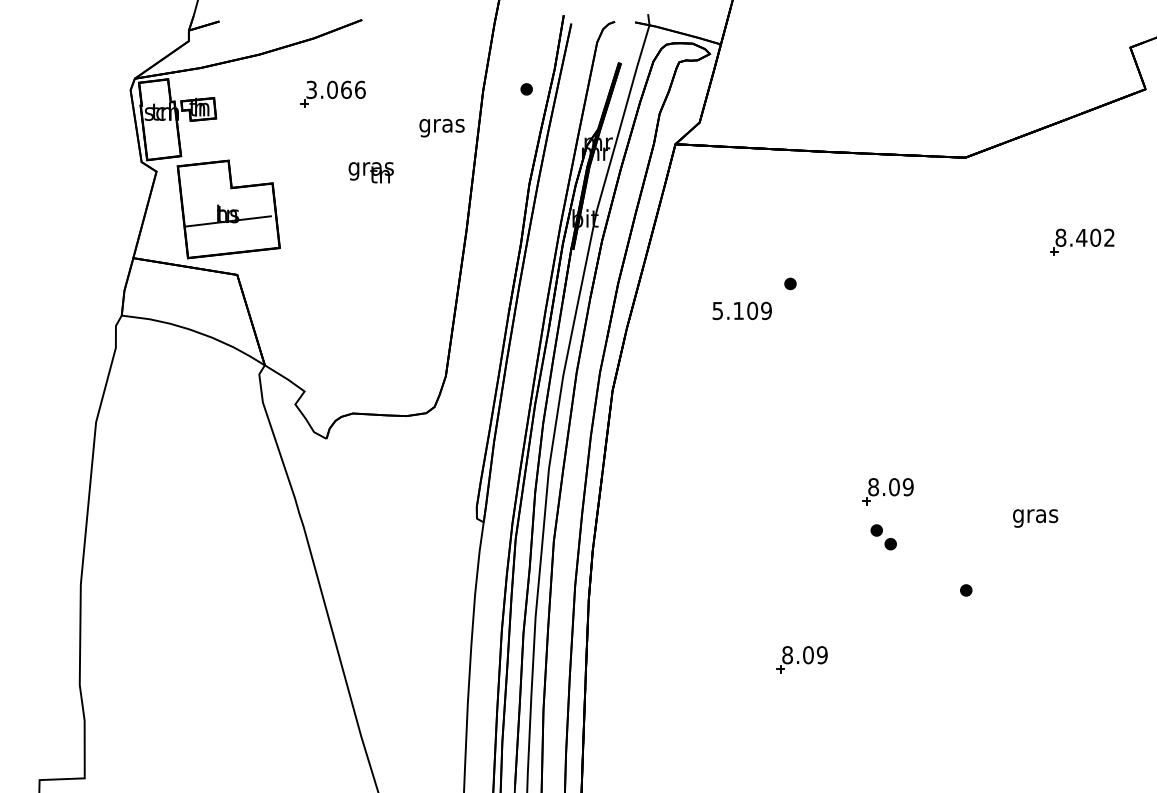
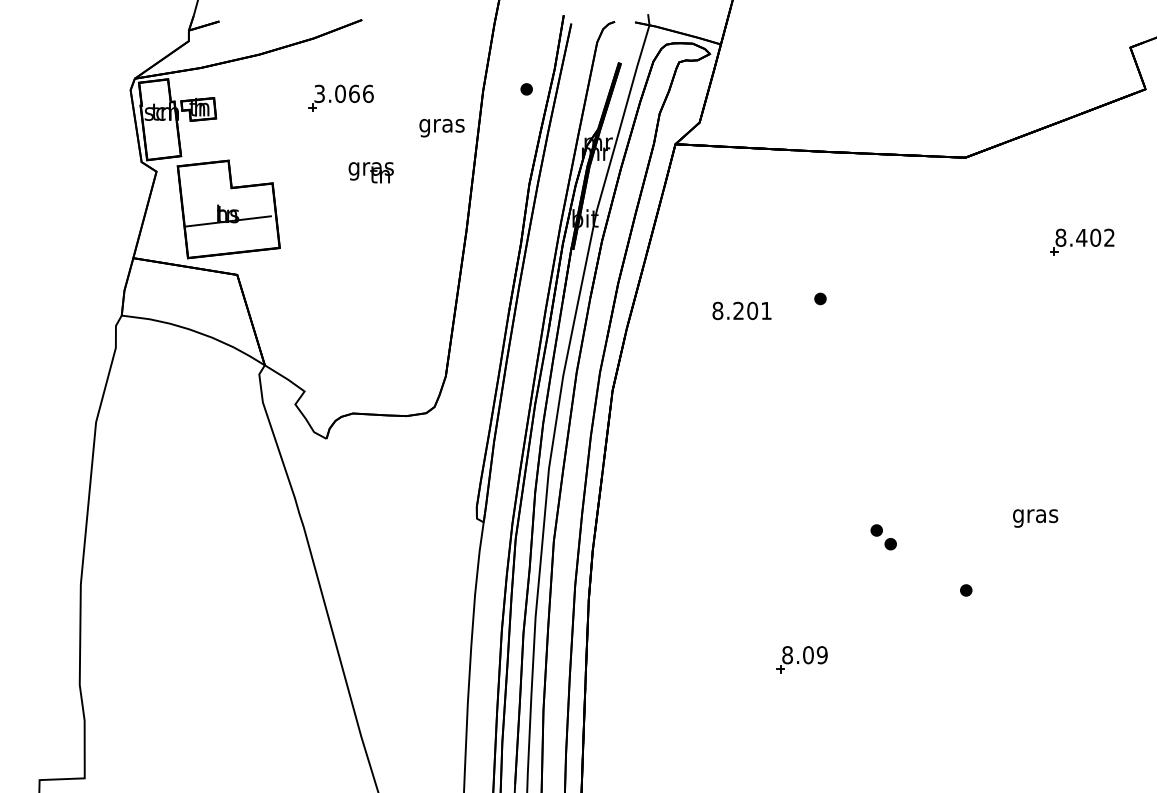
part position: (332, 93) -> (340, 97) (340, 97)
part position: (790, 283) -> (820, 298) (820, 298)
text: 5.109 -> 8.201 (741, 310)
part: present -> none (887, 491)
